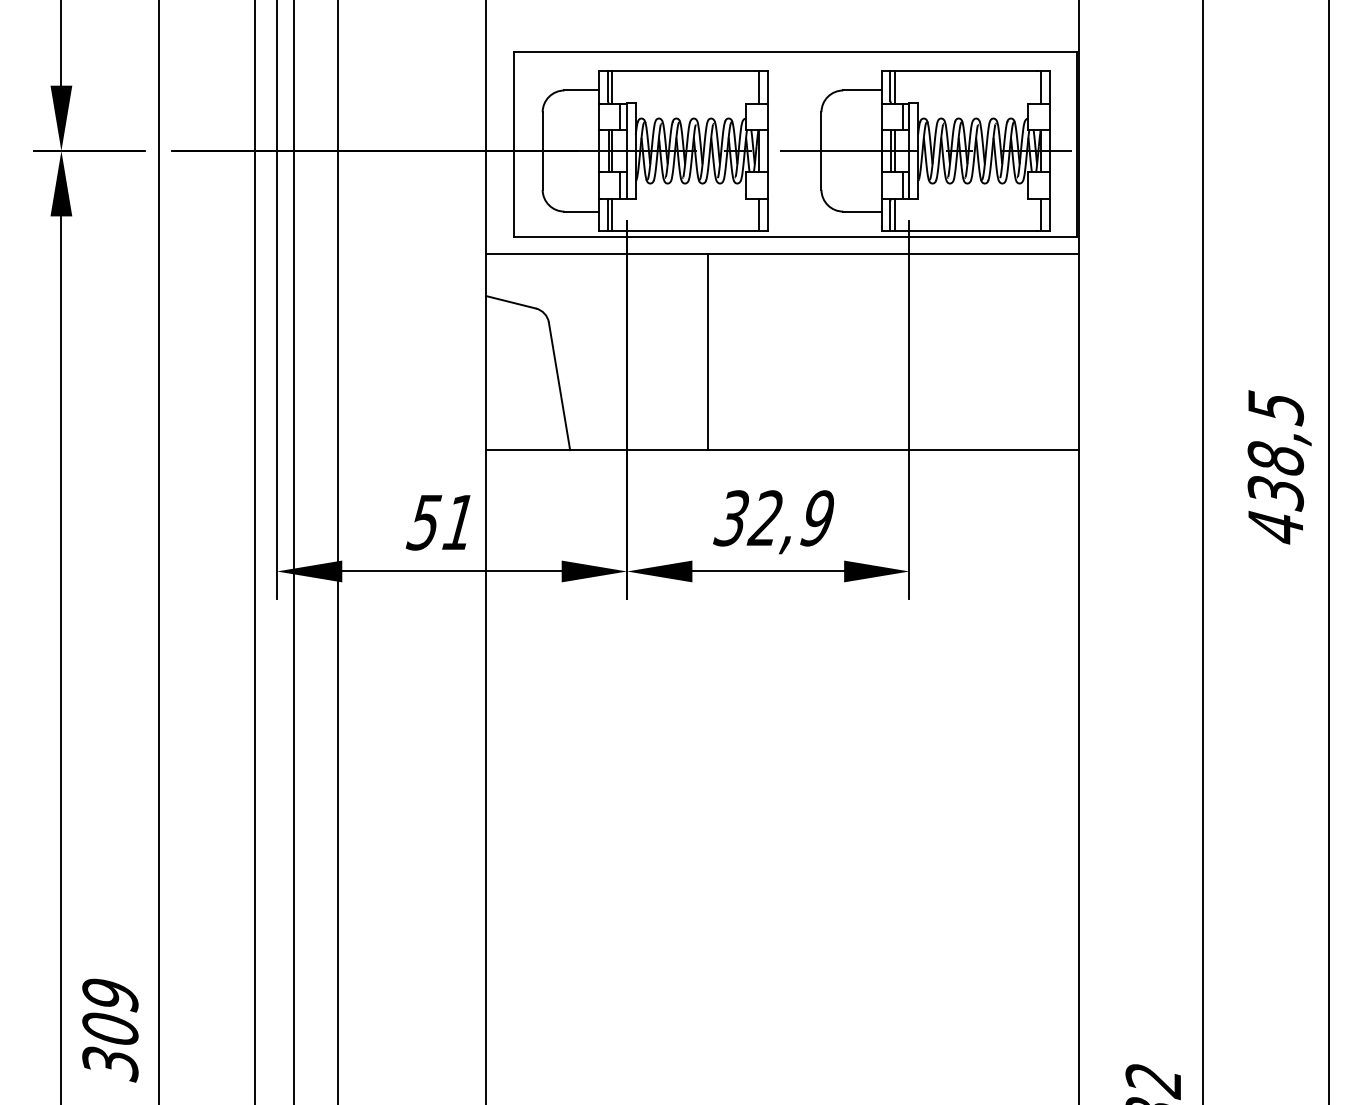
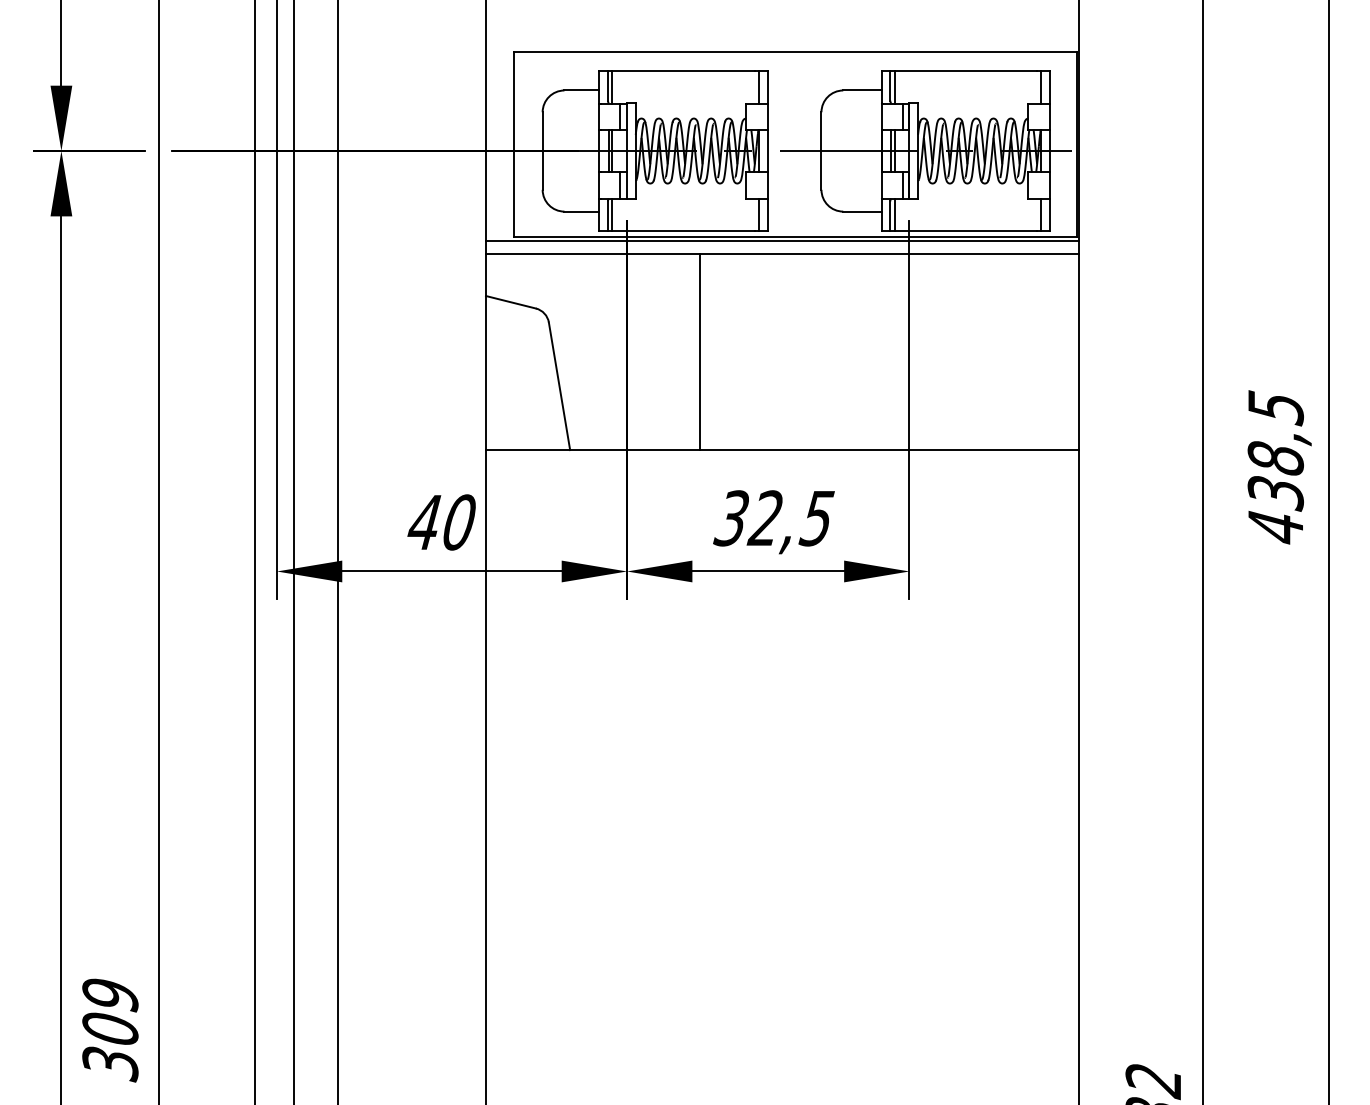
line: none -> present (782, 240)
line position: (707, 352) -> (699, 352) (699, 352)
text: 32,9 -> 32,5 (816, 518)
text: 51 -> 40 (440, 522)
